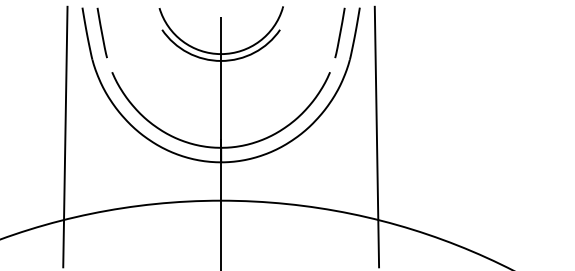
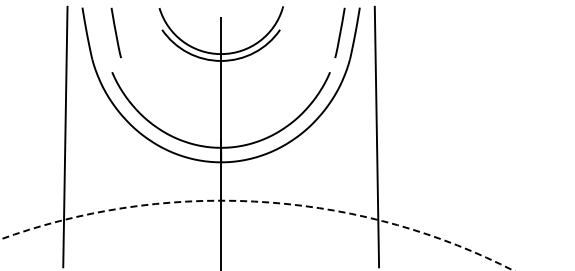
line position: (101, 32) -> (115, 32) (115, 32)
circle: solid -> dashed (256, 235)
